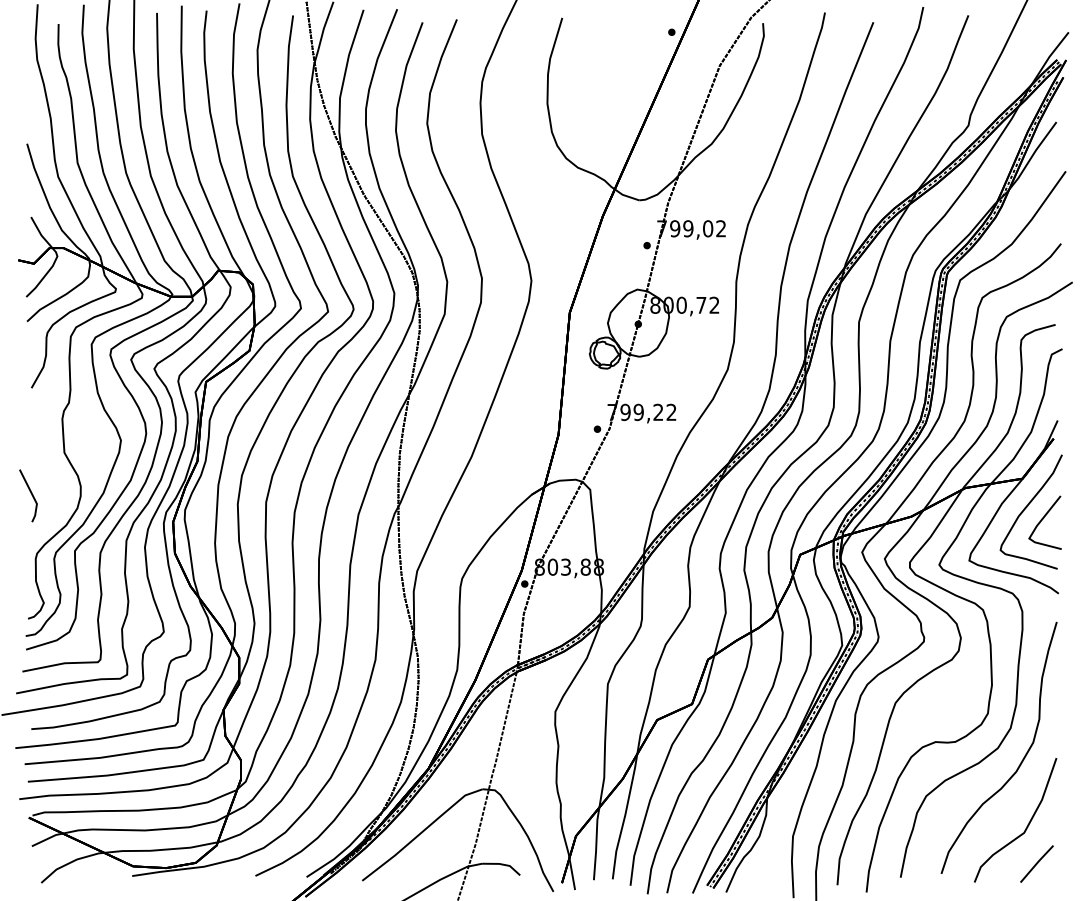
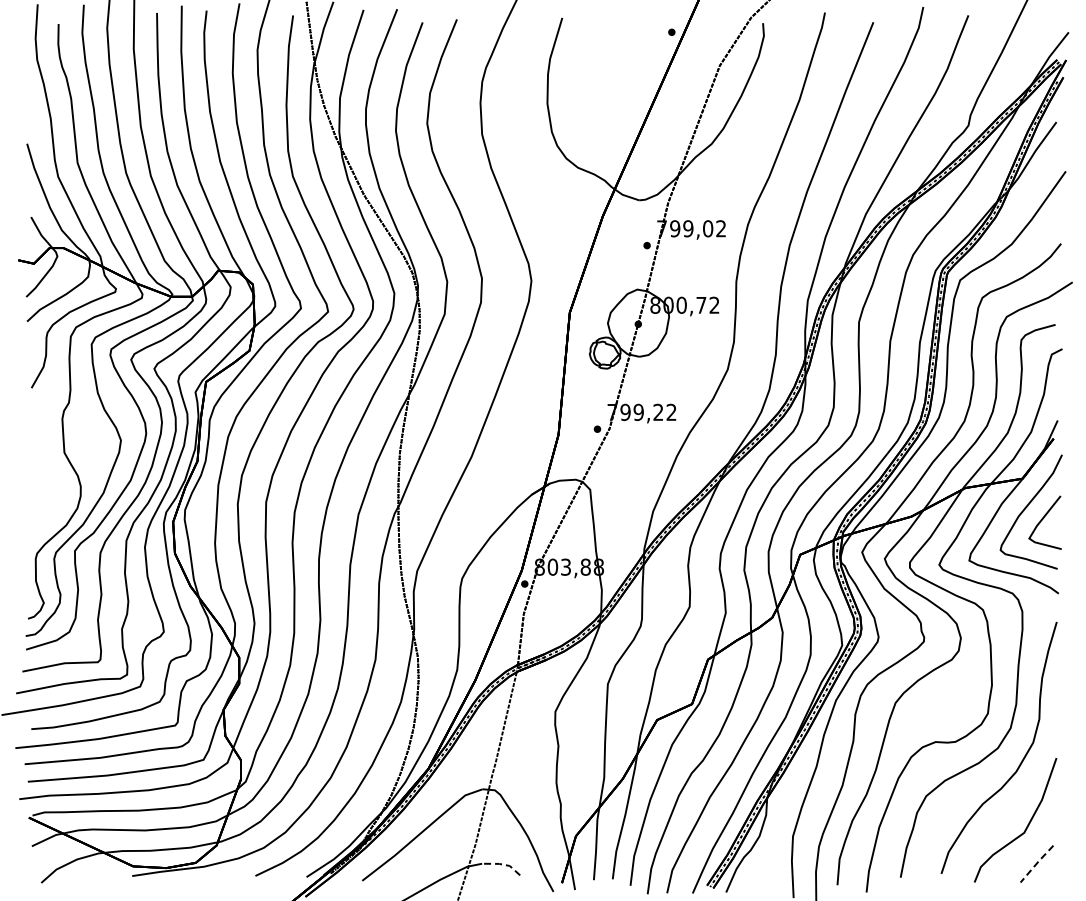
line: present -> none (30, 493)
line: solid -> dashed (1037, 863)
line: solid -> dashed (503, 864)
